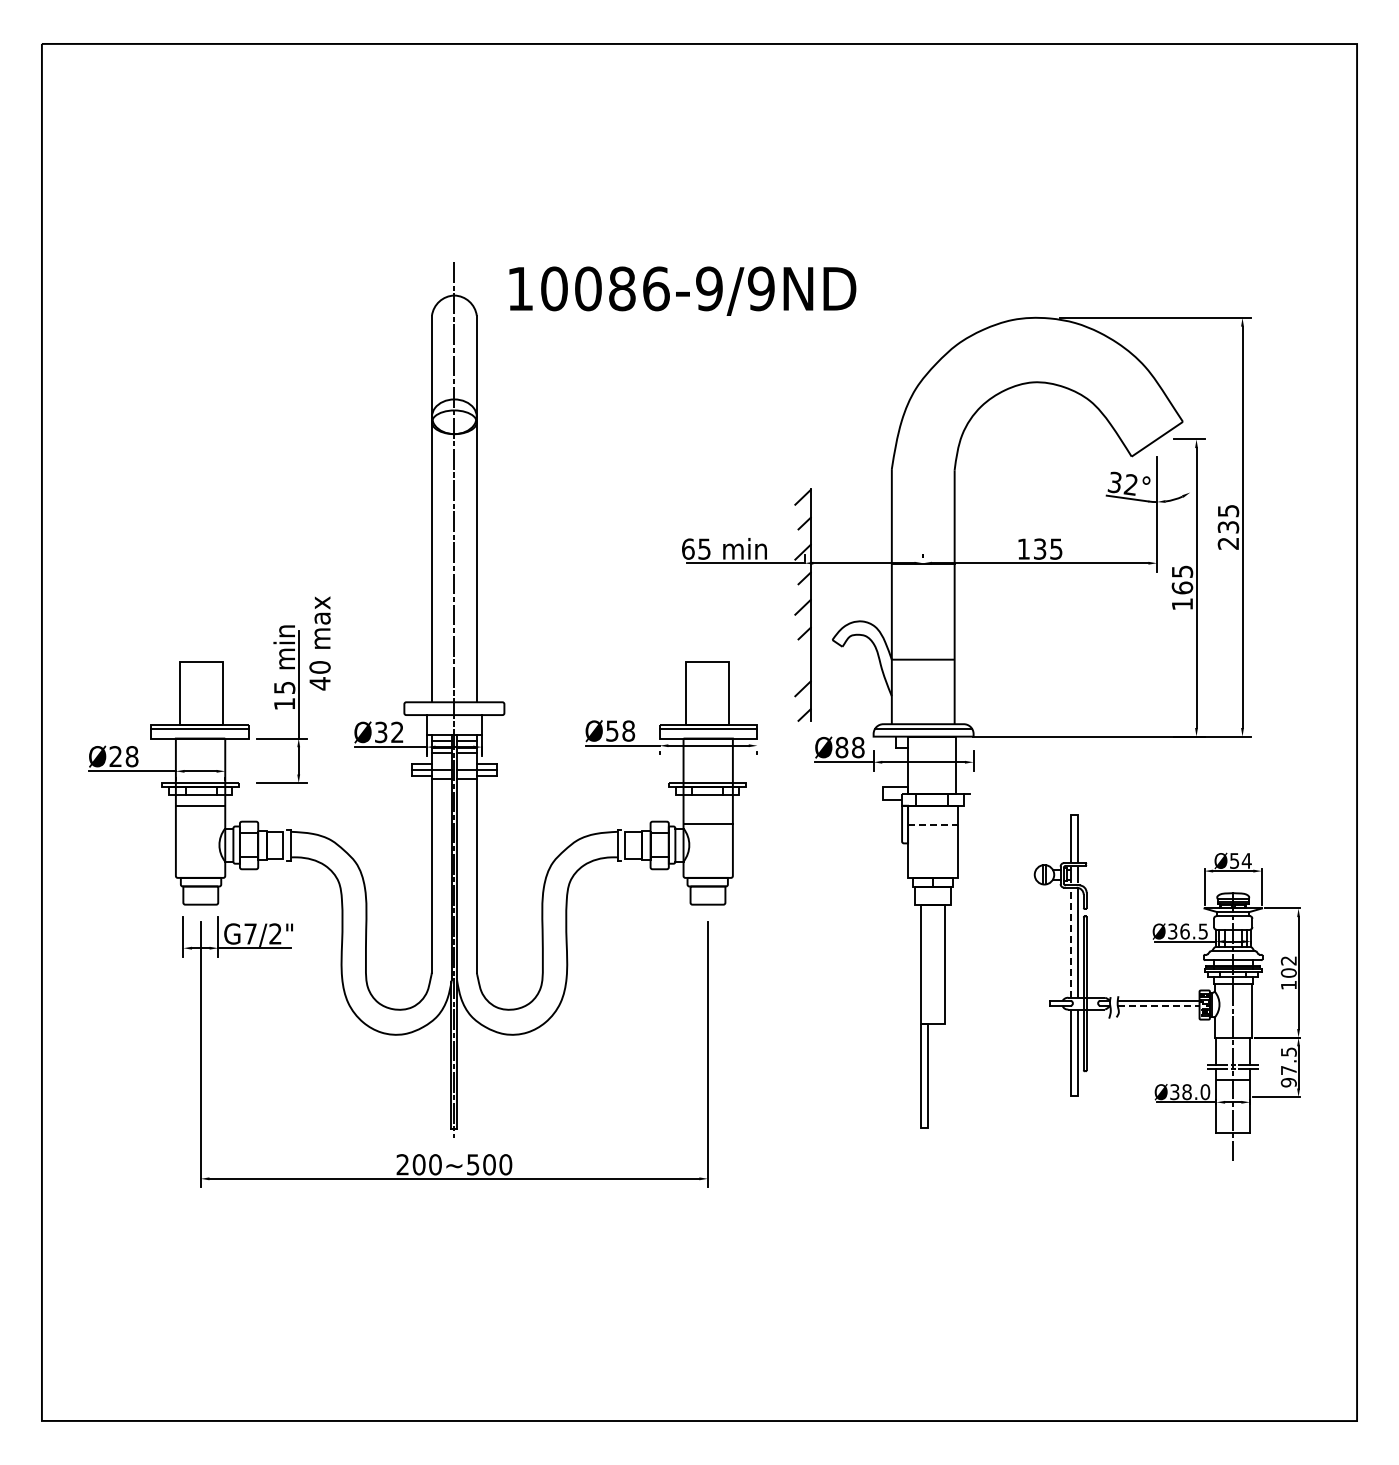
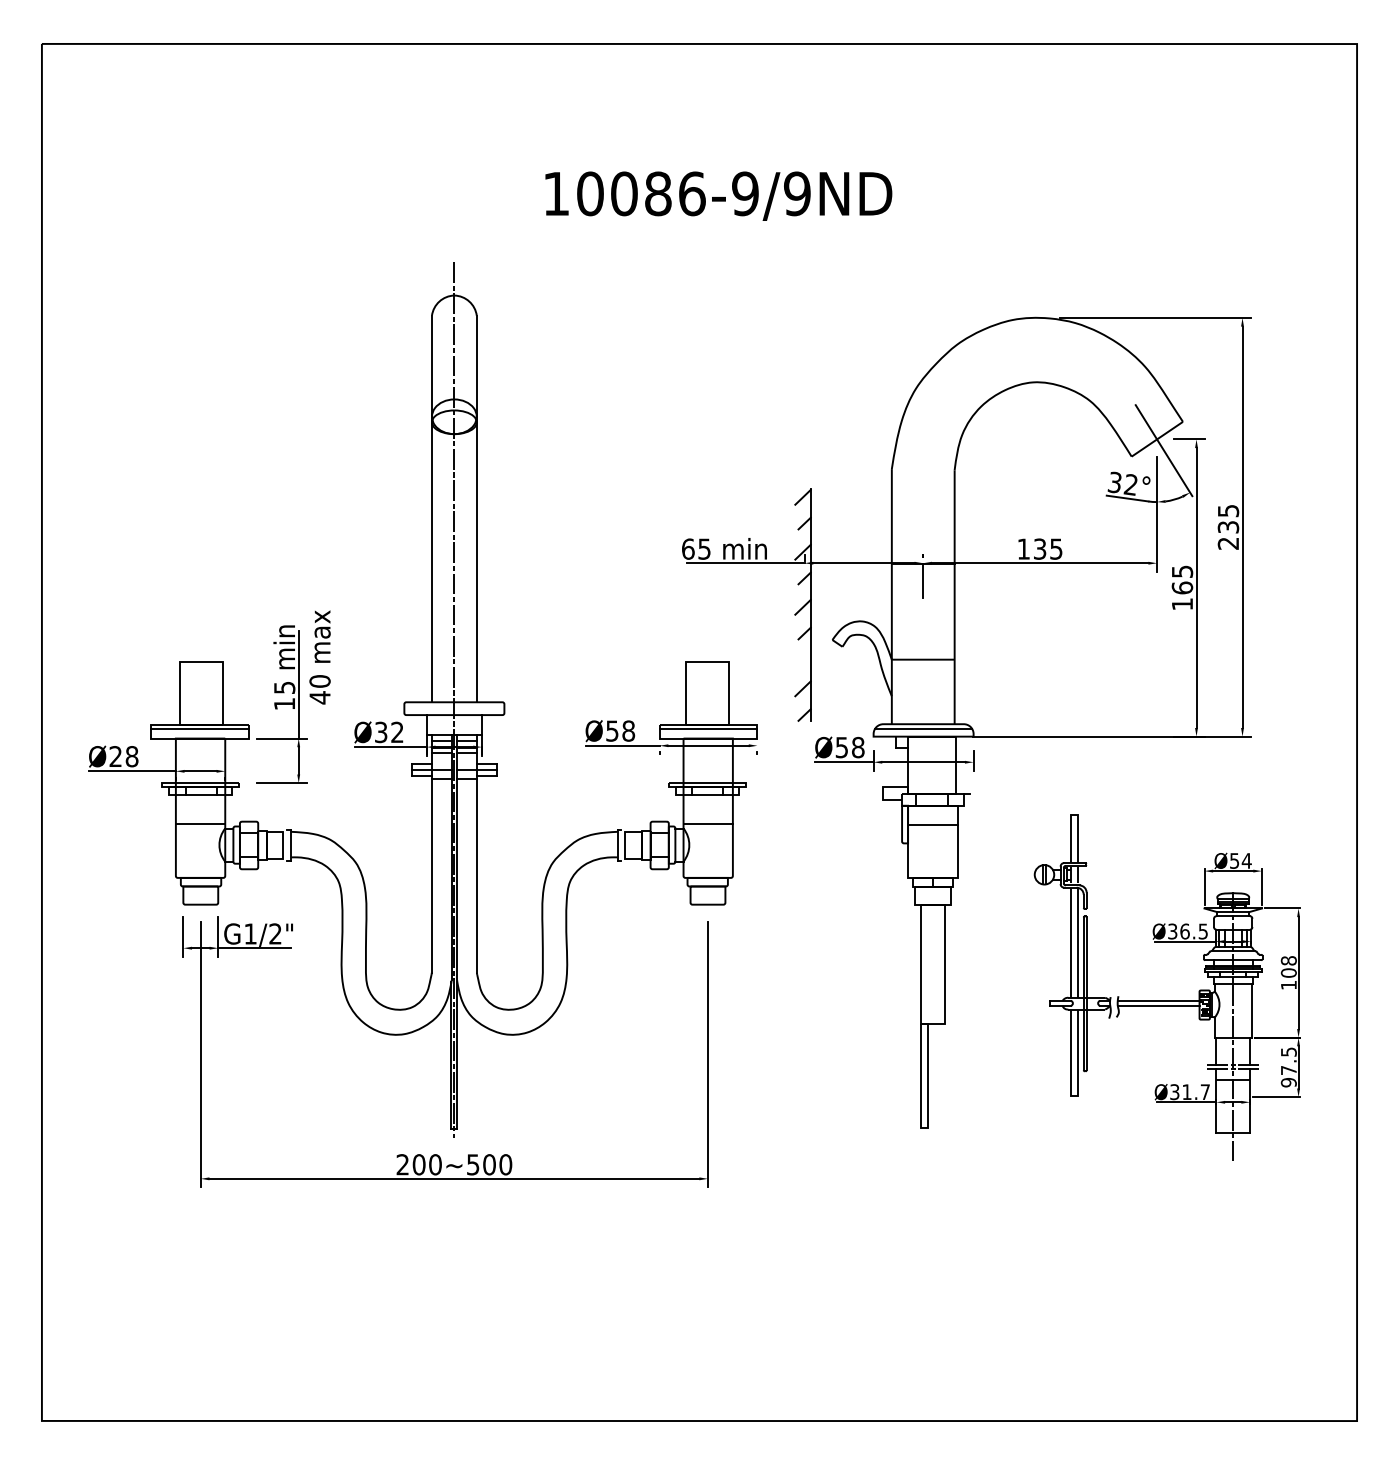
text position: (682, 290) -> (718, 195) (718, 195)
line: none -> present (1163, 450)
line: none -> present (923, 580)
text position: (319, 643) -> (319, 657) (319, 657)
text: Ø88 -> Ø58 (841, 747)
line position: (200, 806) -> (200, 824) (200, 824)
line: dashed -> solid (932, 824)
text: G7/2" -> G1/2" (250, 933)
line: dashed -> solid (1071, 942)
text: 102 -> 108 (1288, 960)
line: dashed -> solid (1158, 1005)
text: Ø38.0 -> Ø31.7 (1196, 1092)
